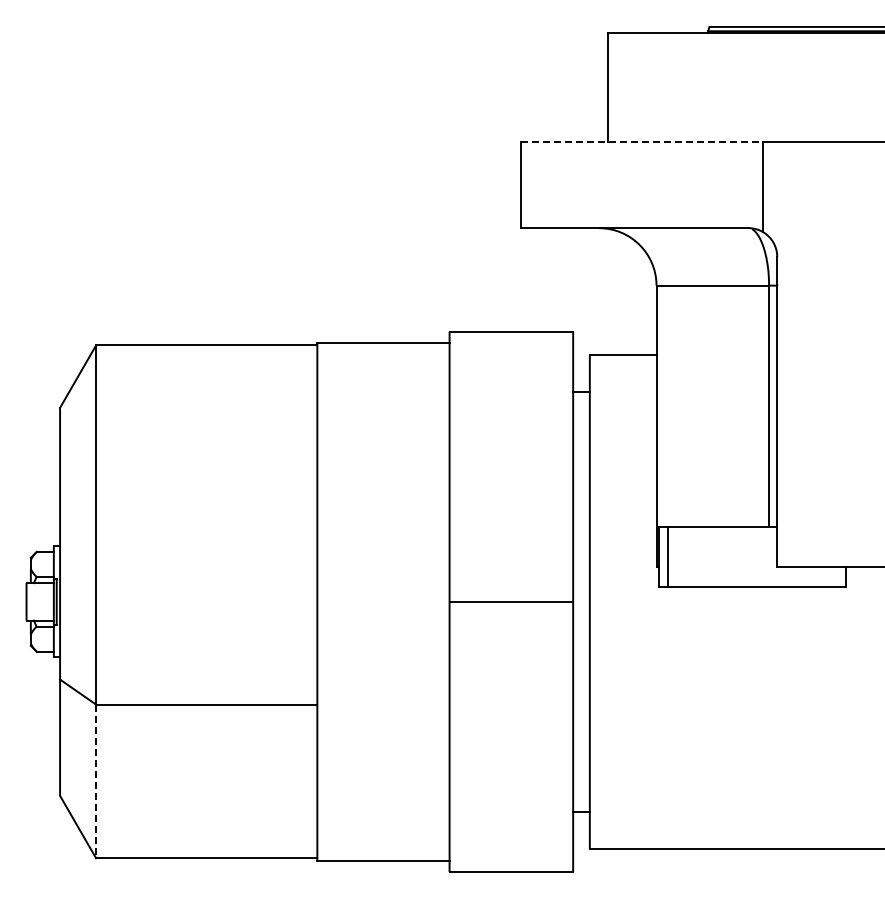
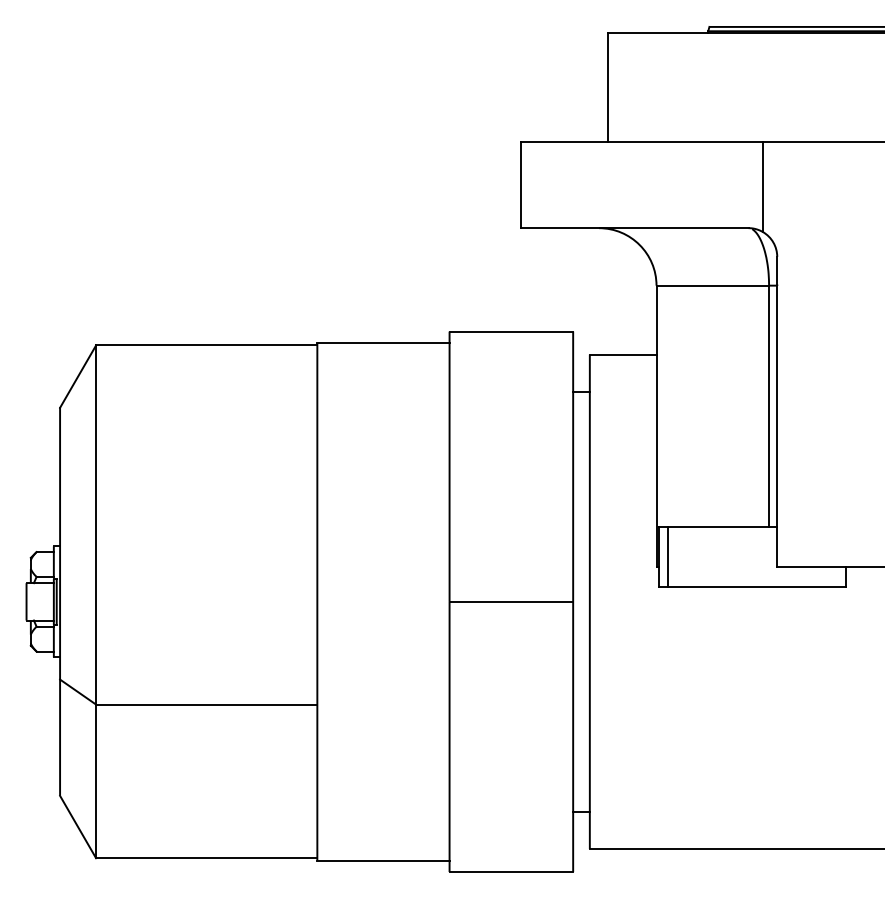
line: dashed -> solid (642, 141)
line: dashed -> solid (96, 781)
